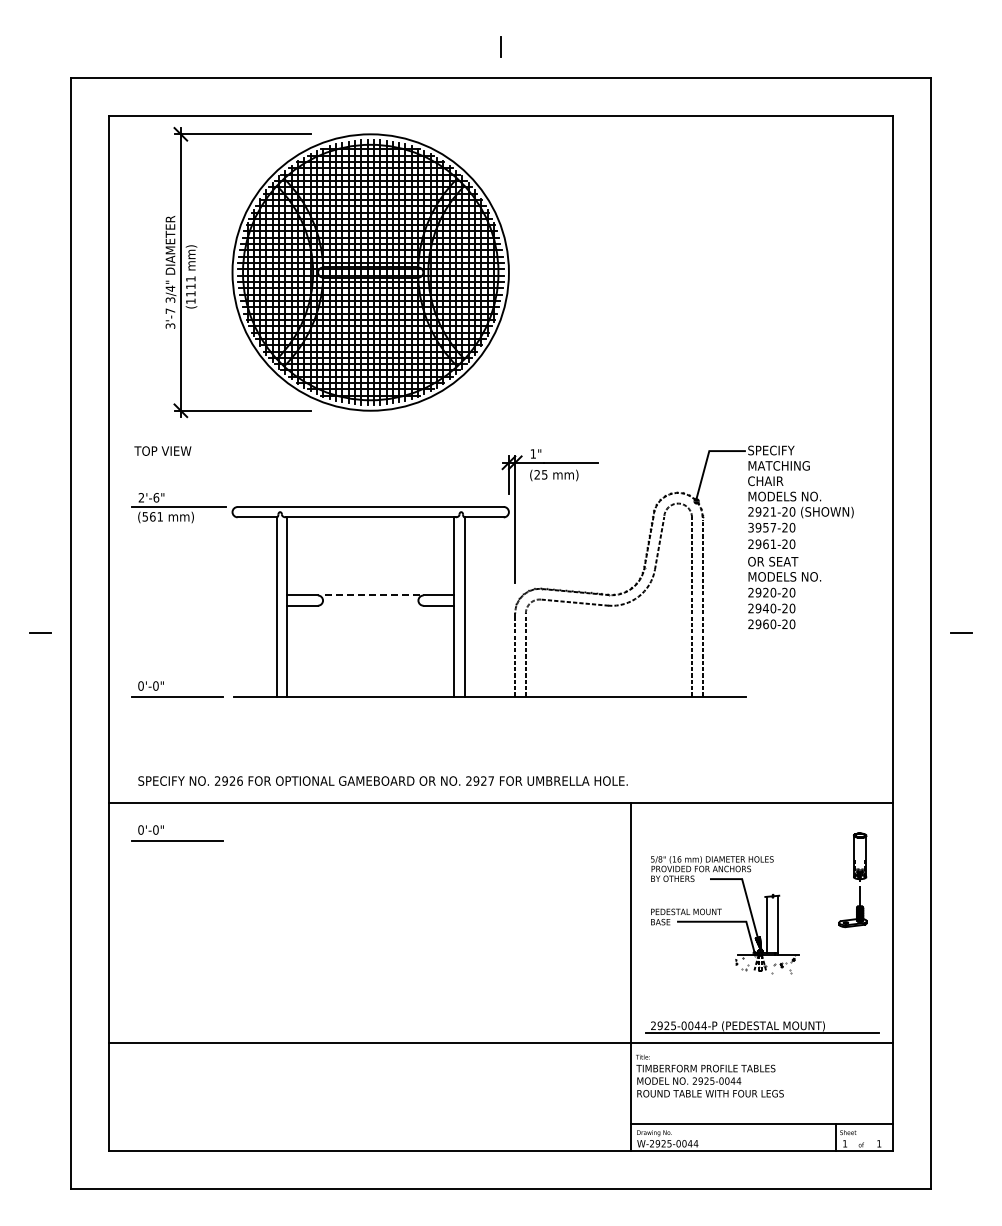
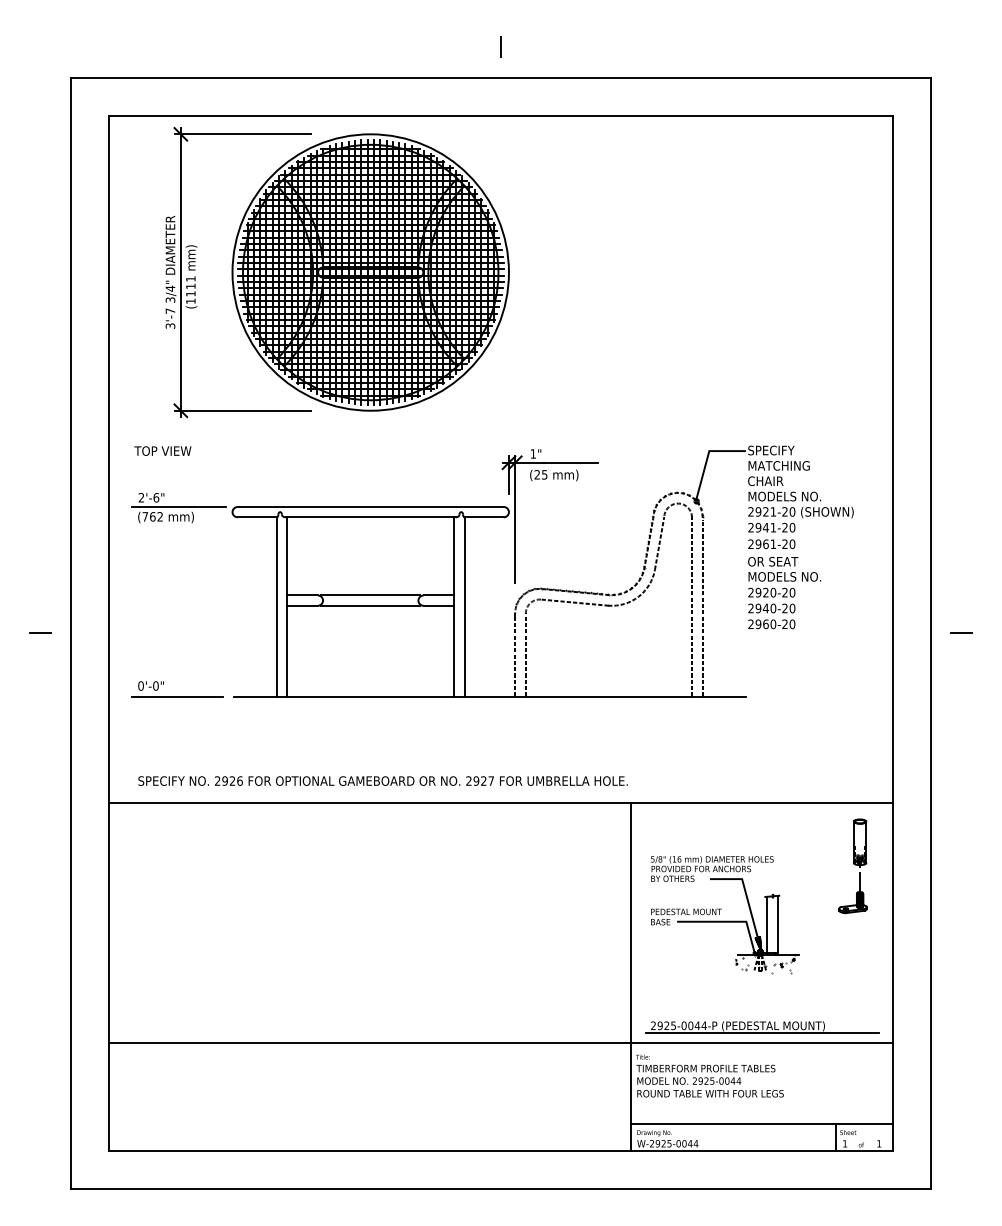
text: (561 -> (762 (152, 516)
text: 3957-20 -> 2941-20 (762, 527)
line: dashed -> solid (370, 595)
line: none -> present (370, 605)
part: present -> none (177, 840)
part position: (852, 880) -> (852, 866) (852, 866)
